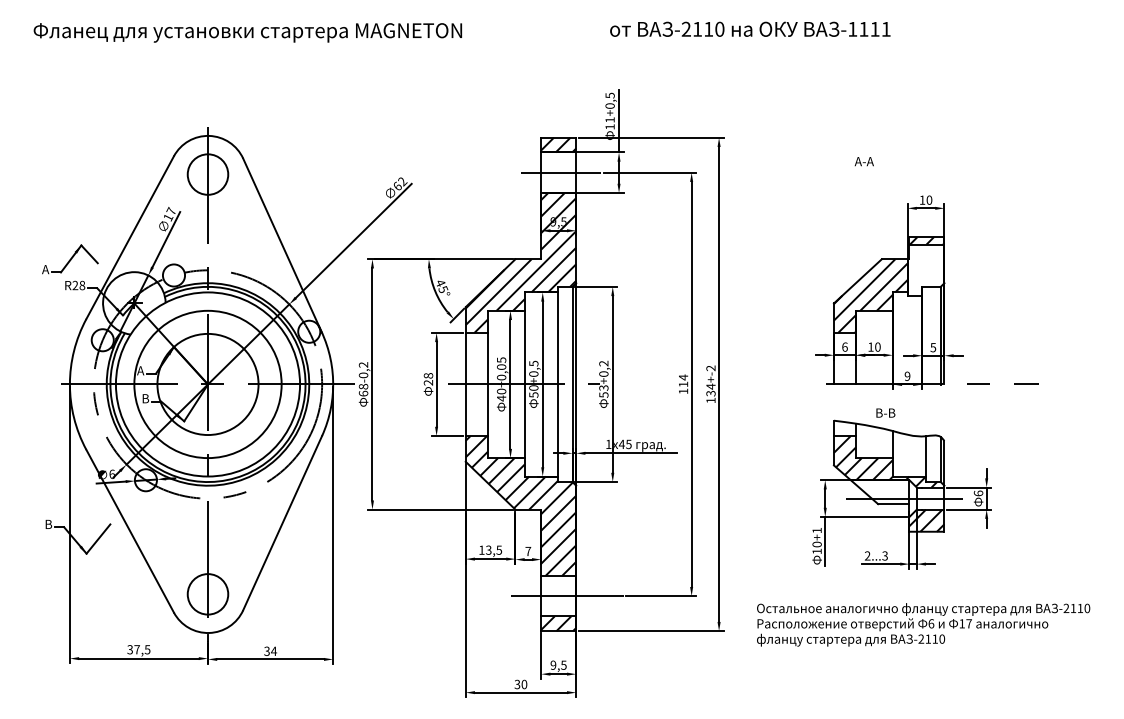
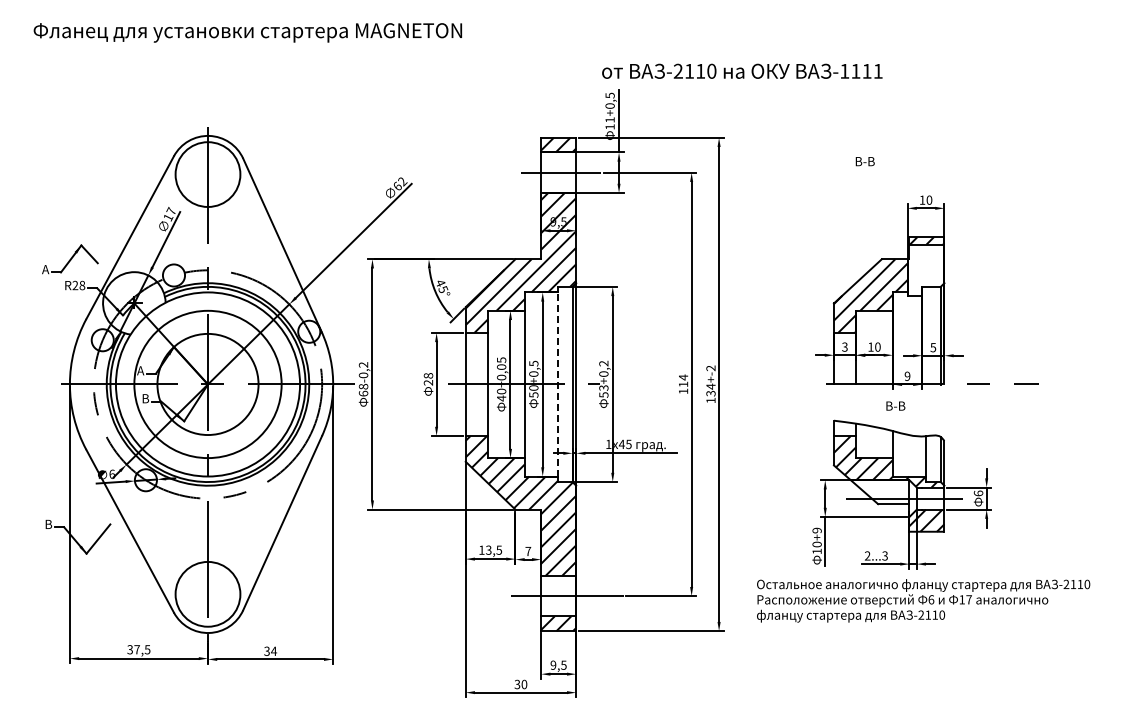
text position: (750, 28) -> (742, 70) (742, 70)
text: А-А -> В-В (864, 161)
circle diameter: 41 px -> 65 px (207, 174)
text: 6 -> 3 (844, 346)
line: solid -> dashed (557, 383)
text position: (885, 412) -> (895, 405) (895, 405)
text: 10+1 -> 10+9 (816, 530)
circle diameter: 41 px -> 65 px (207, 593)
text position: (923, 624) -> (923, 600) (923, 600)
